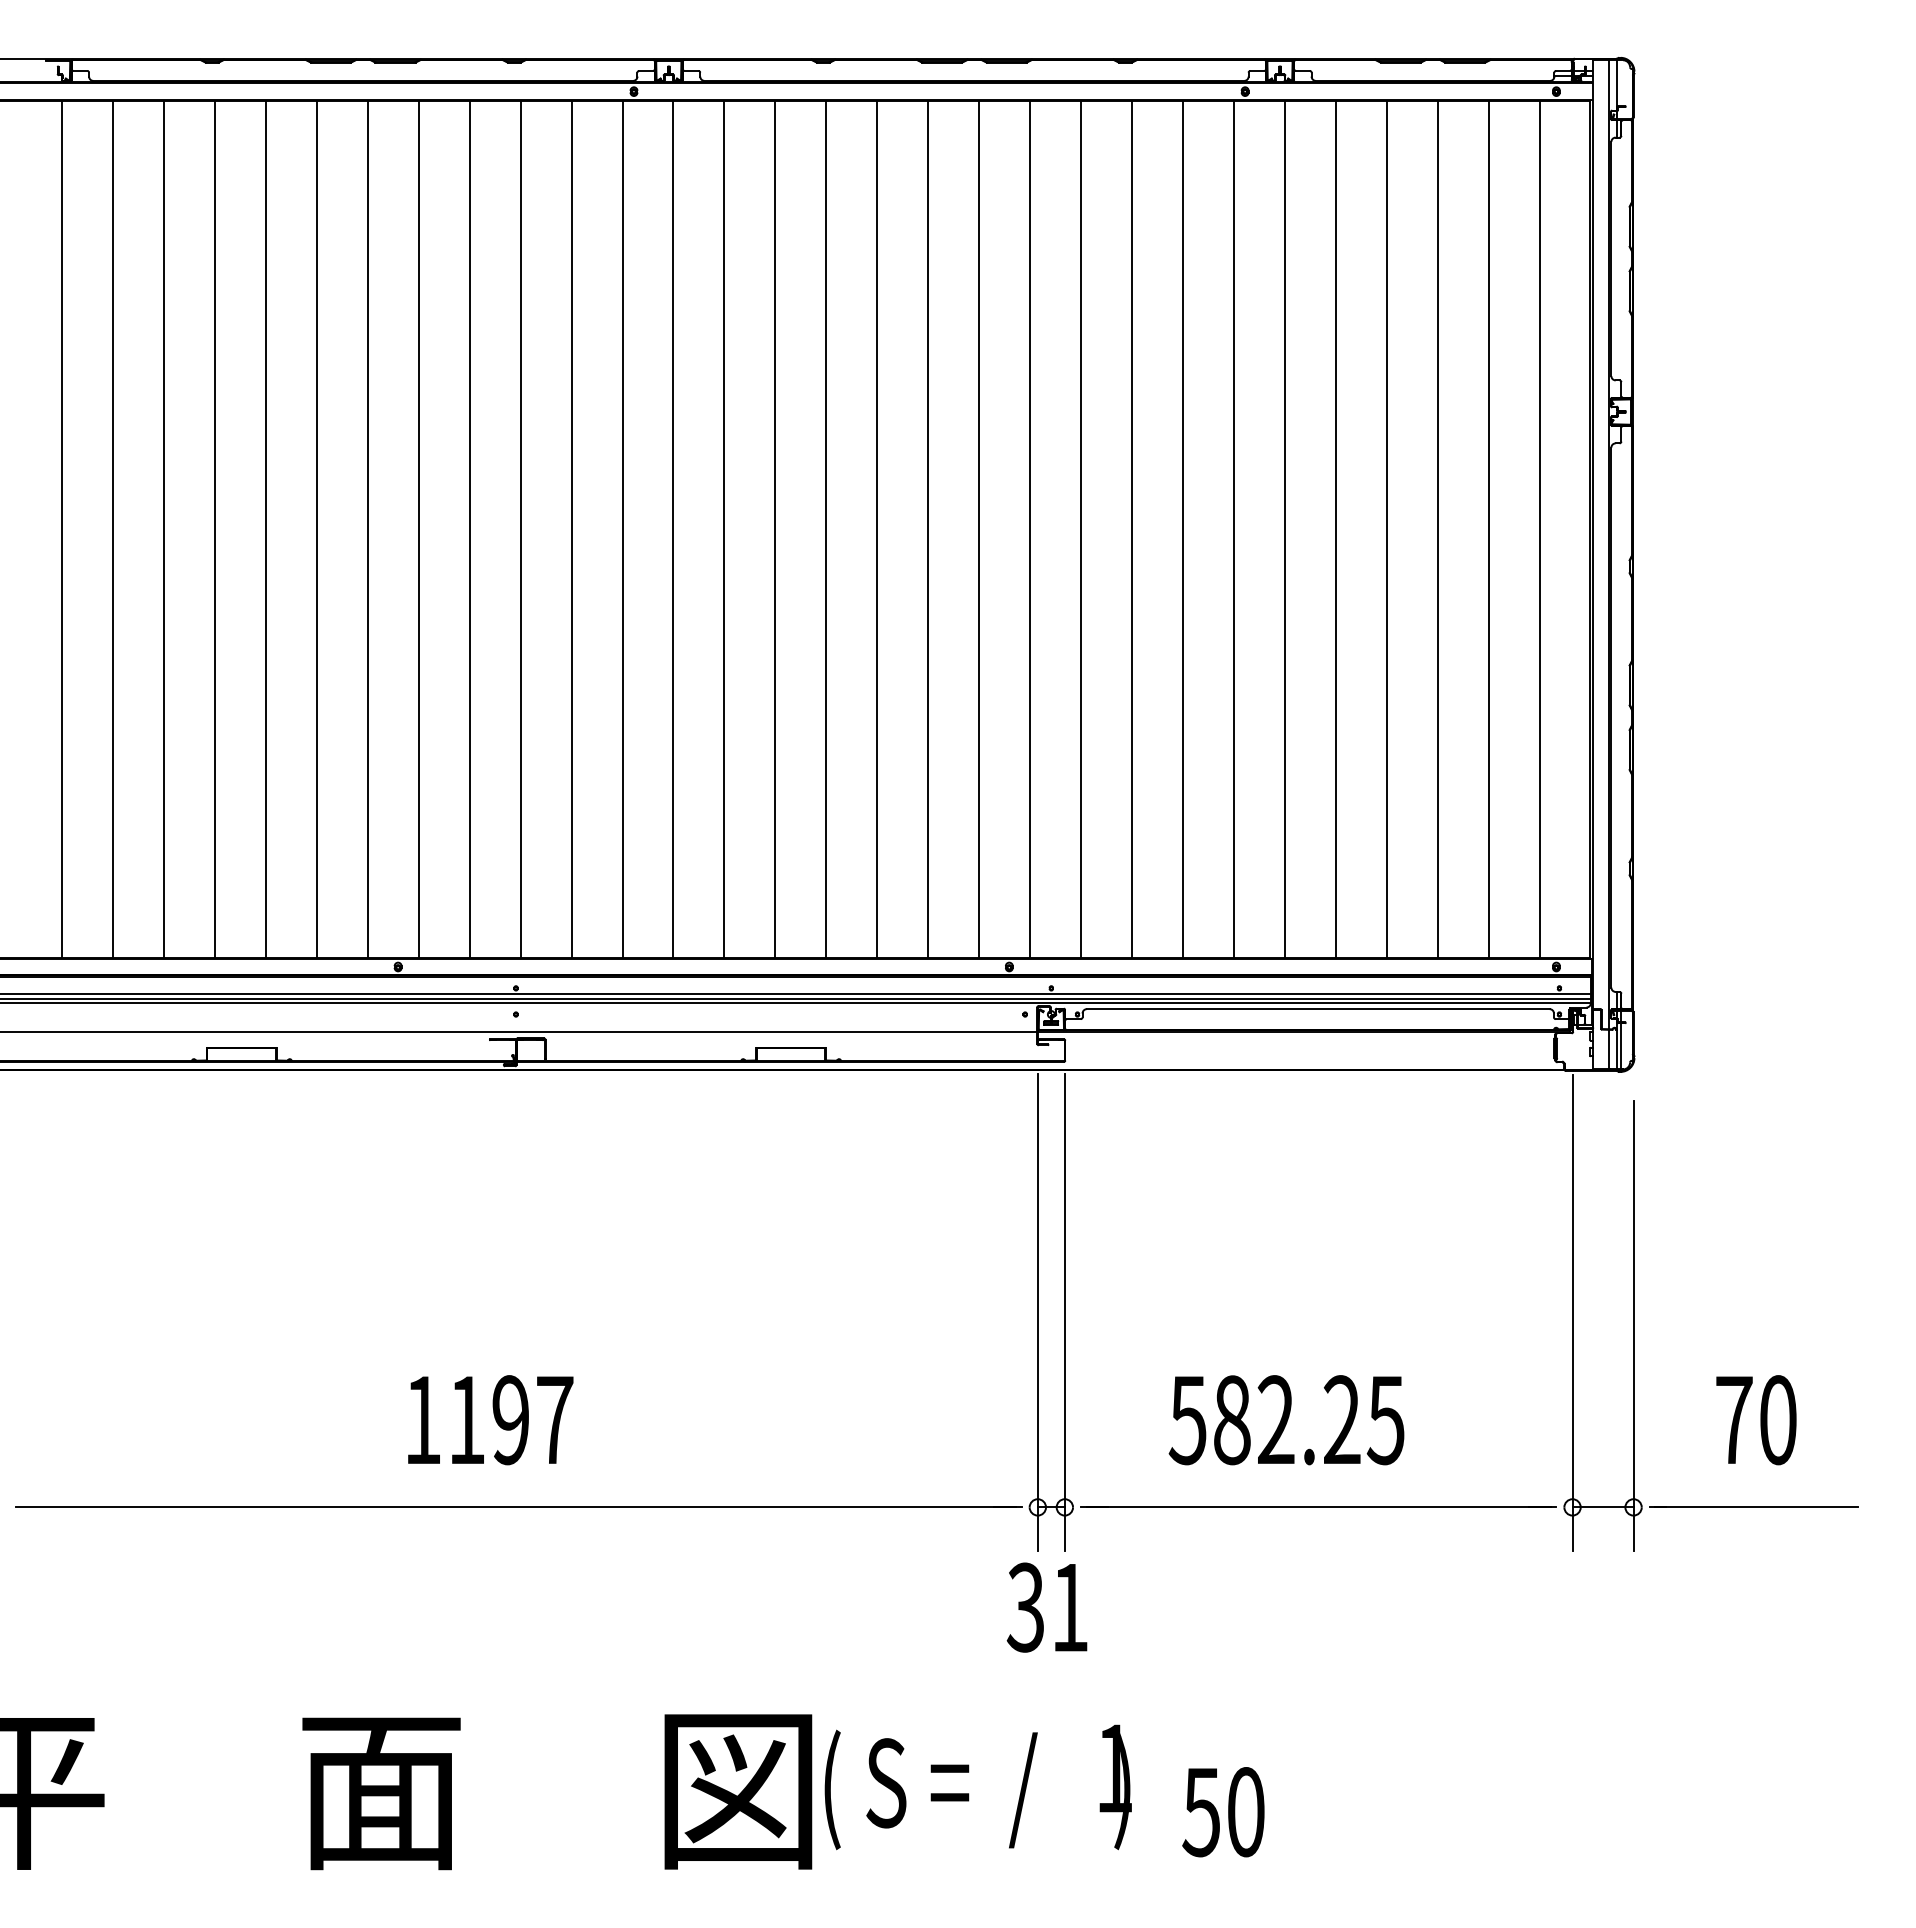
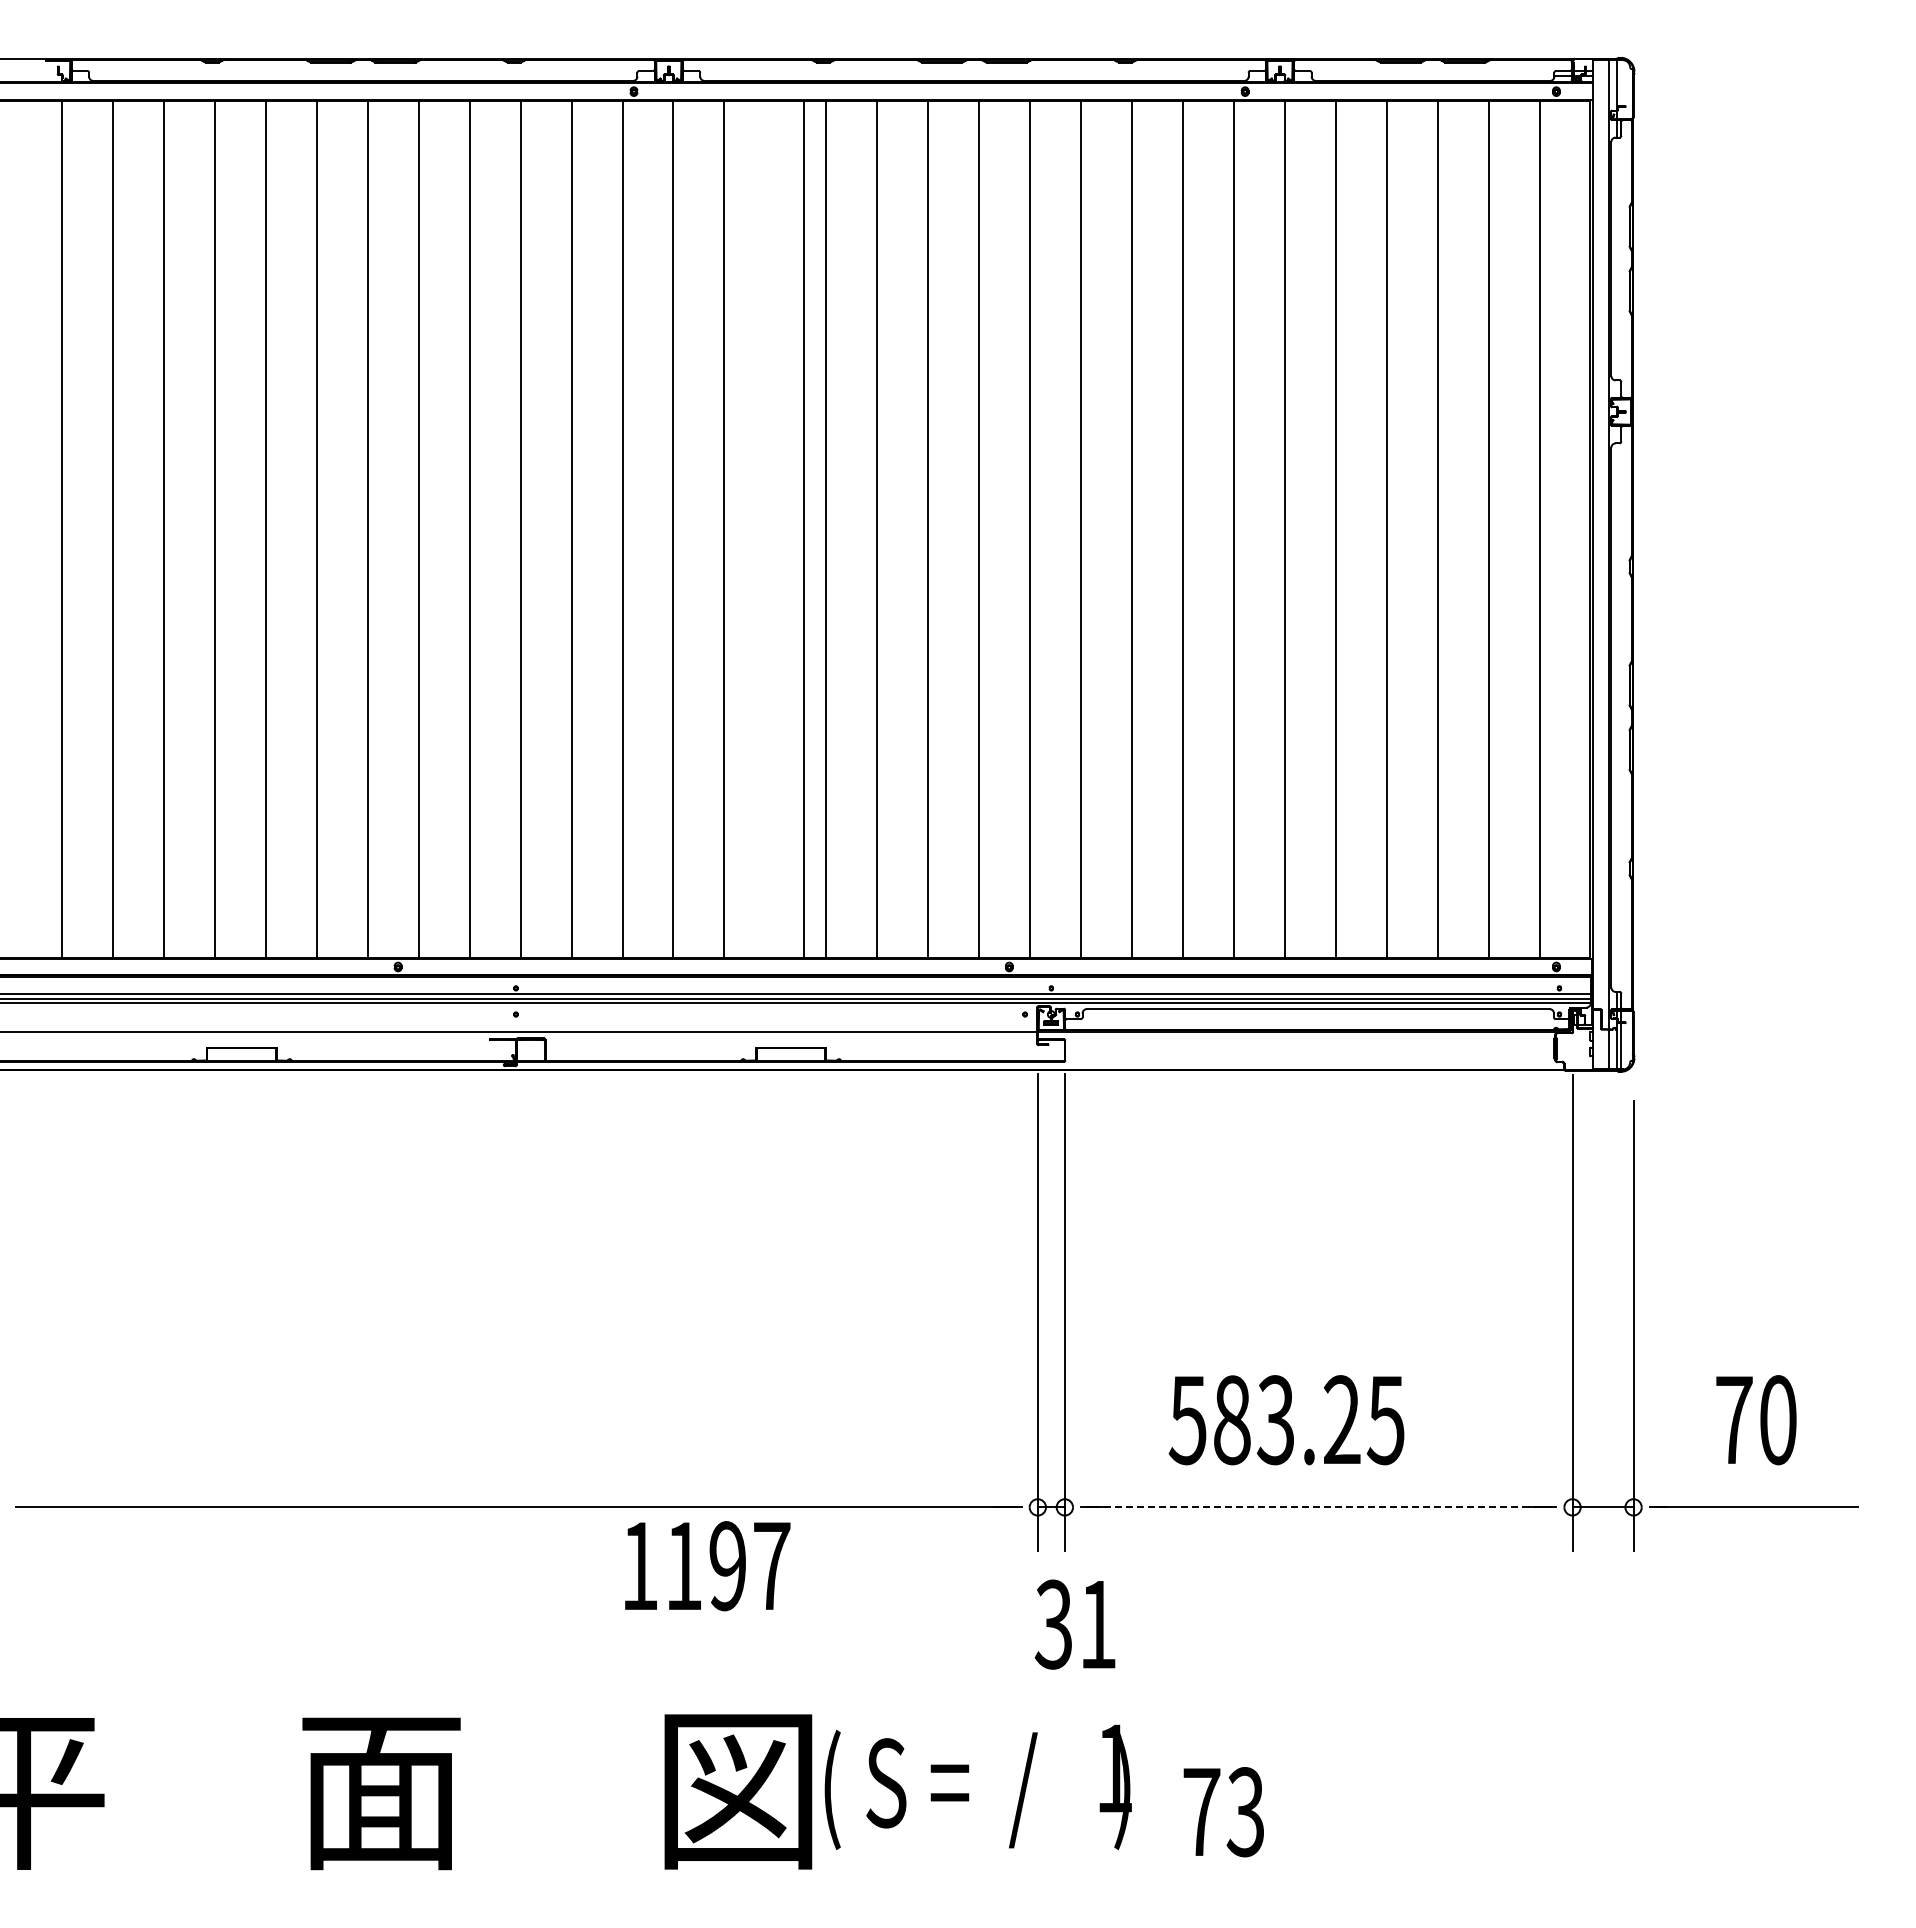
line position: (775, 529) -> (804, 529) (804, 529)
text position: (490, 1420) -> (707, 1566) (707, 1566)
text: 582.25 -> 583.25 (1275, 1420)
line: solid -> dashed (1318, 1507)
text position: (1046, 1607) -> (1074, 1624) (1074, 1624)
text: 50 -> 73 (1223, 1812)
